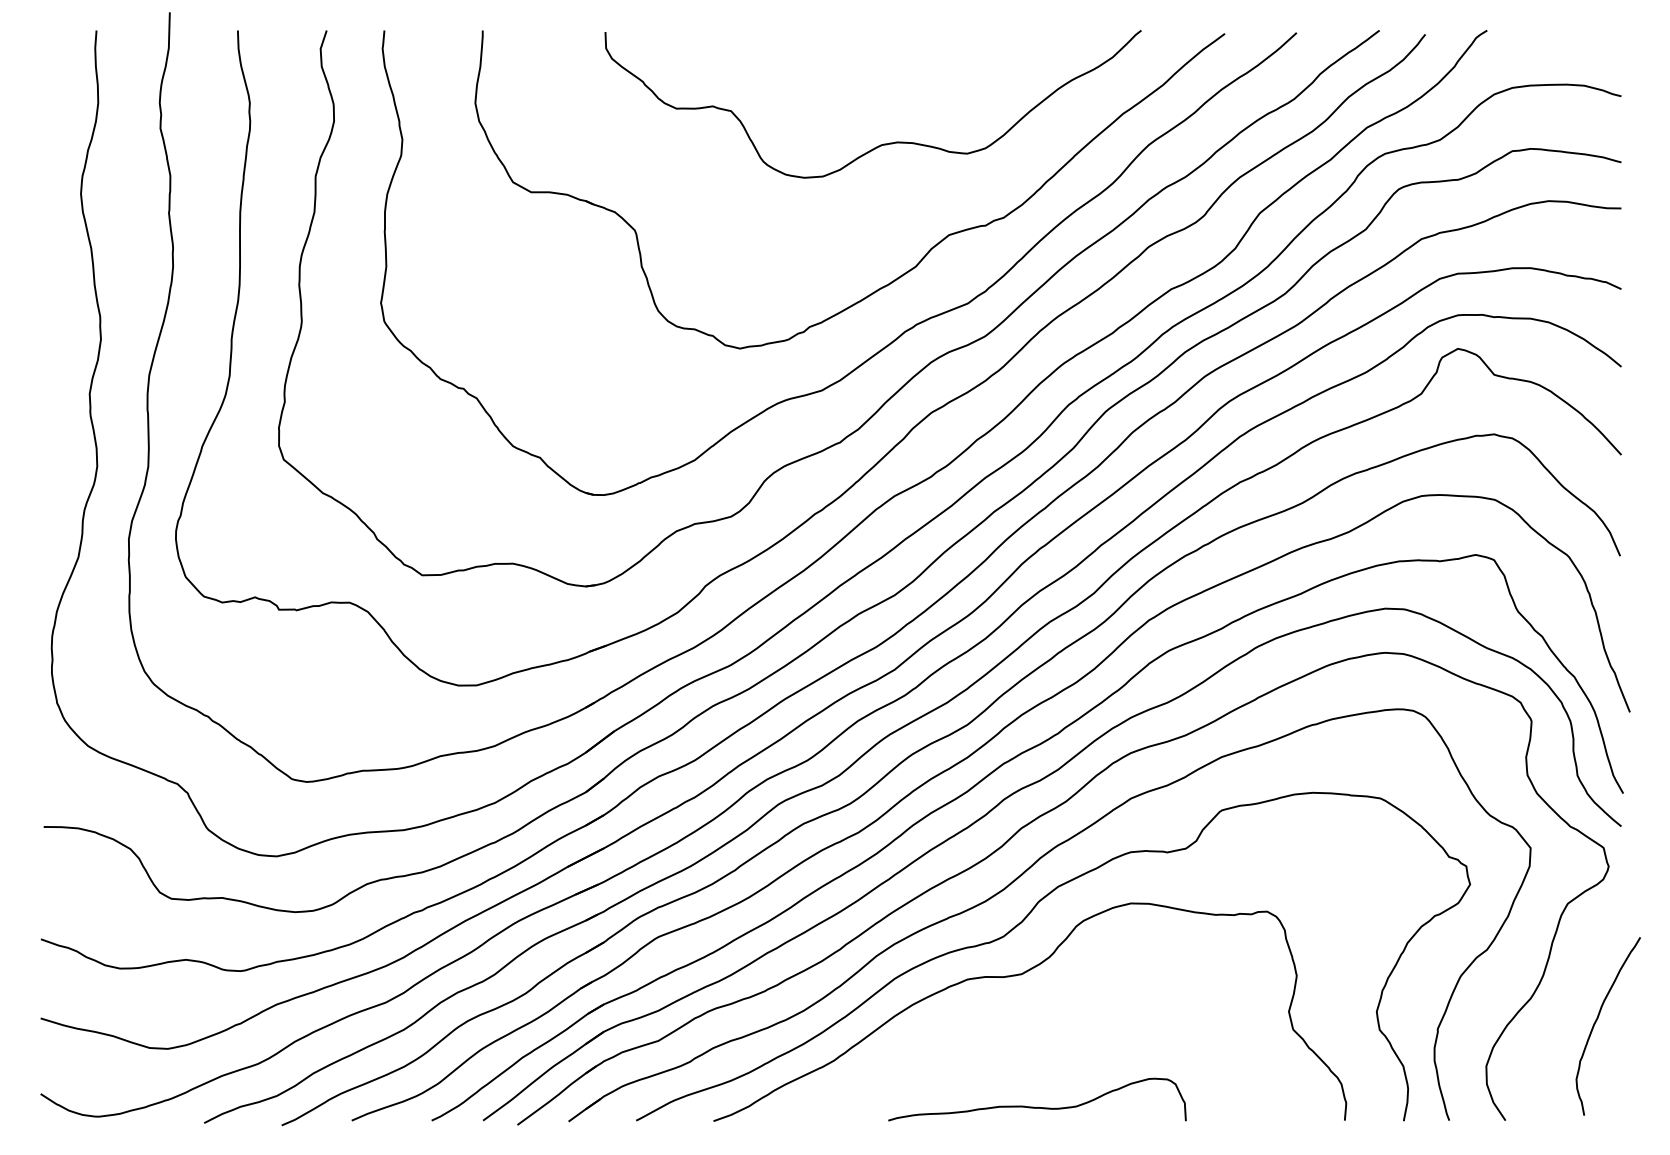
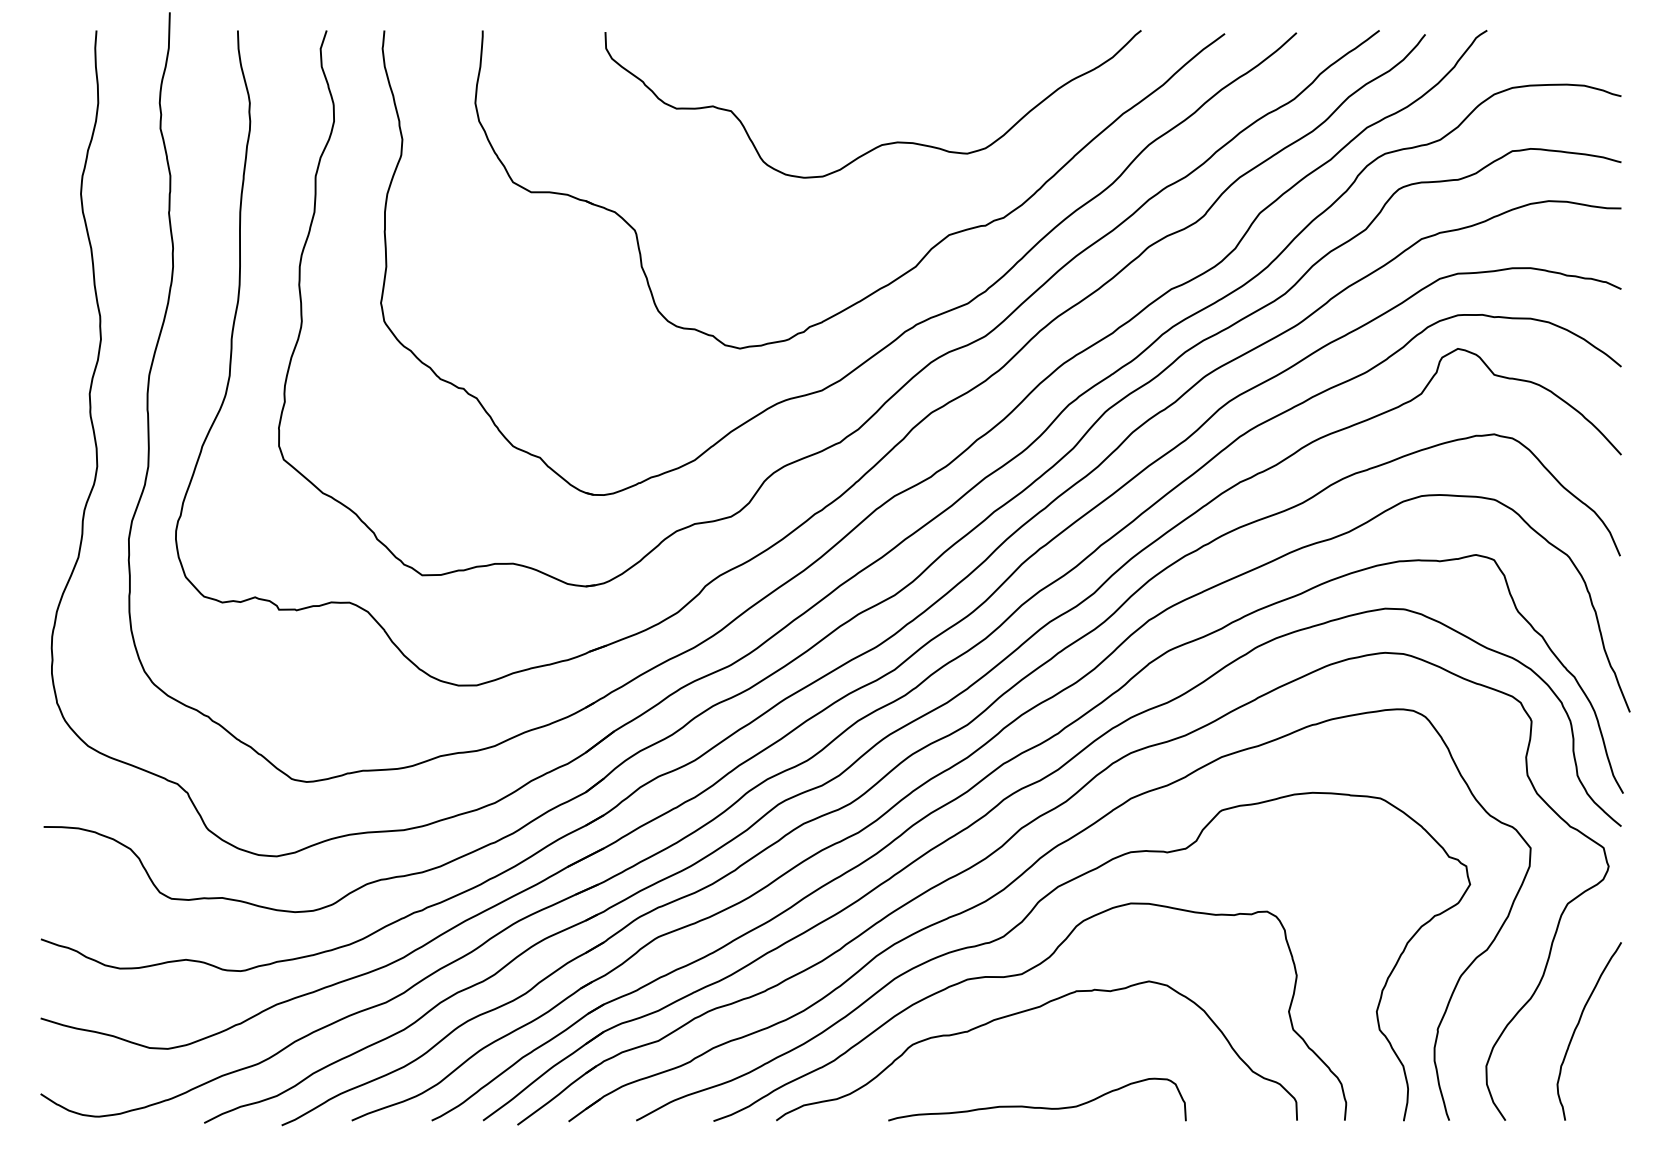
curve: none -> present (1024, 1012)
curve position: (1597, 1020) -> (1578, 1025) (1578, 1025)
